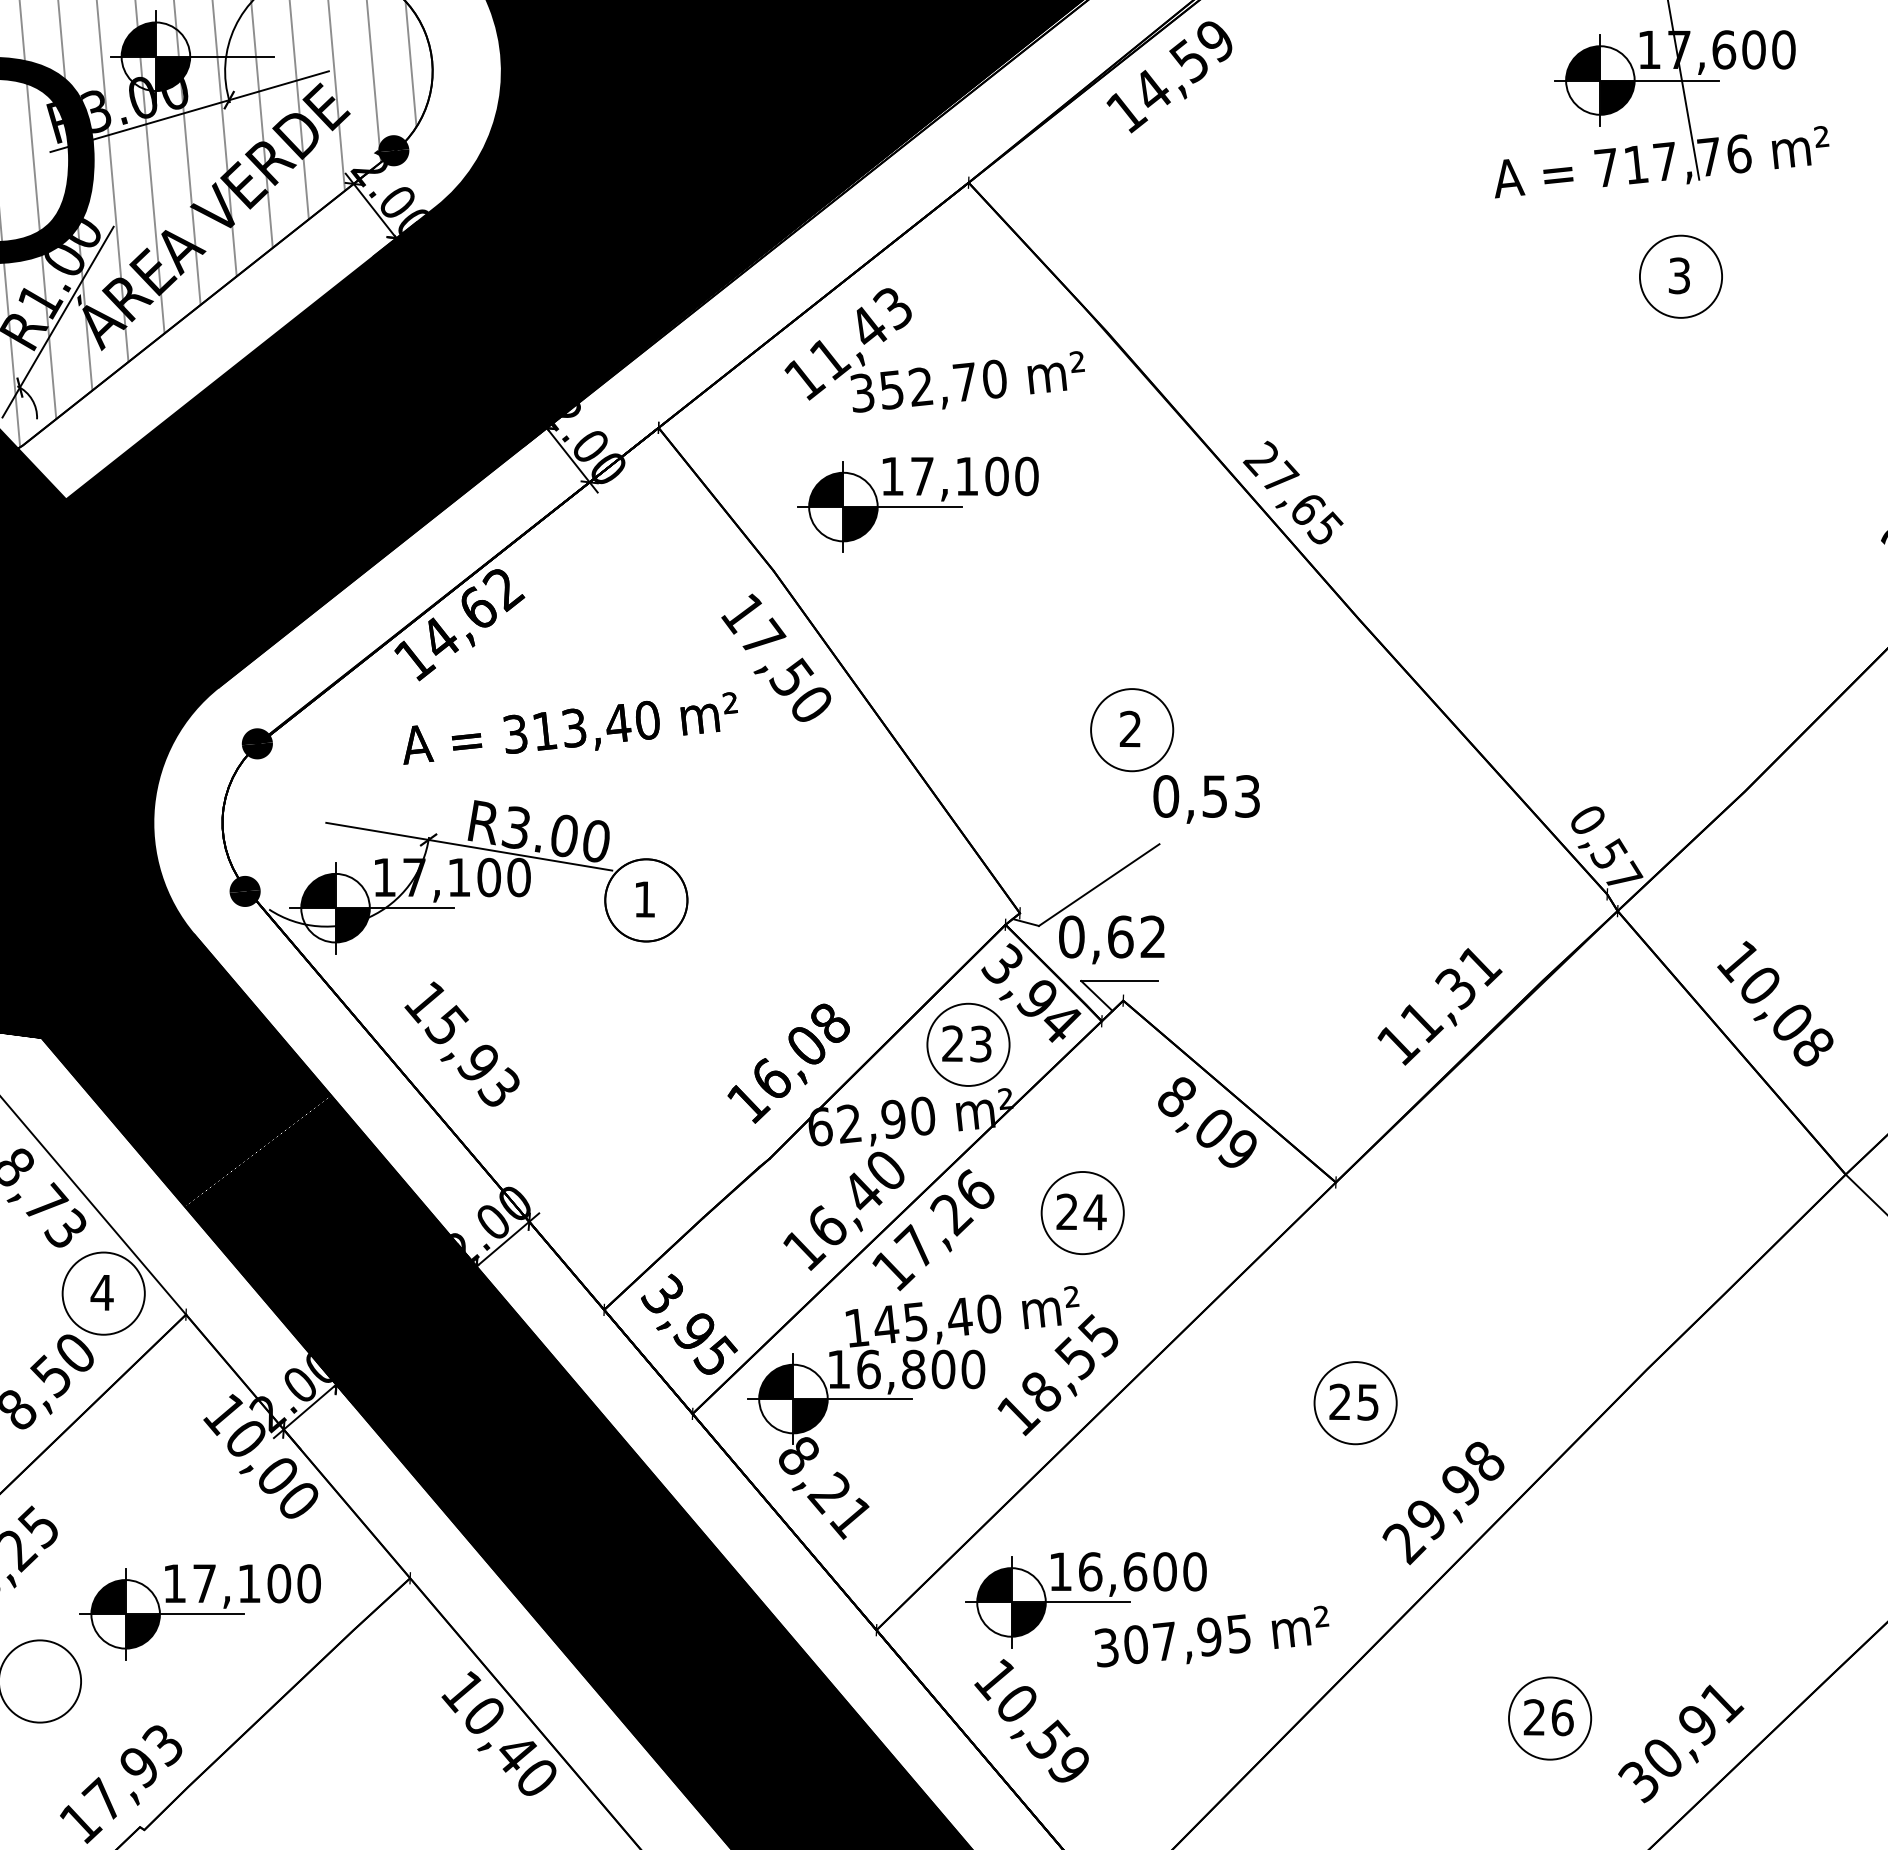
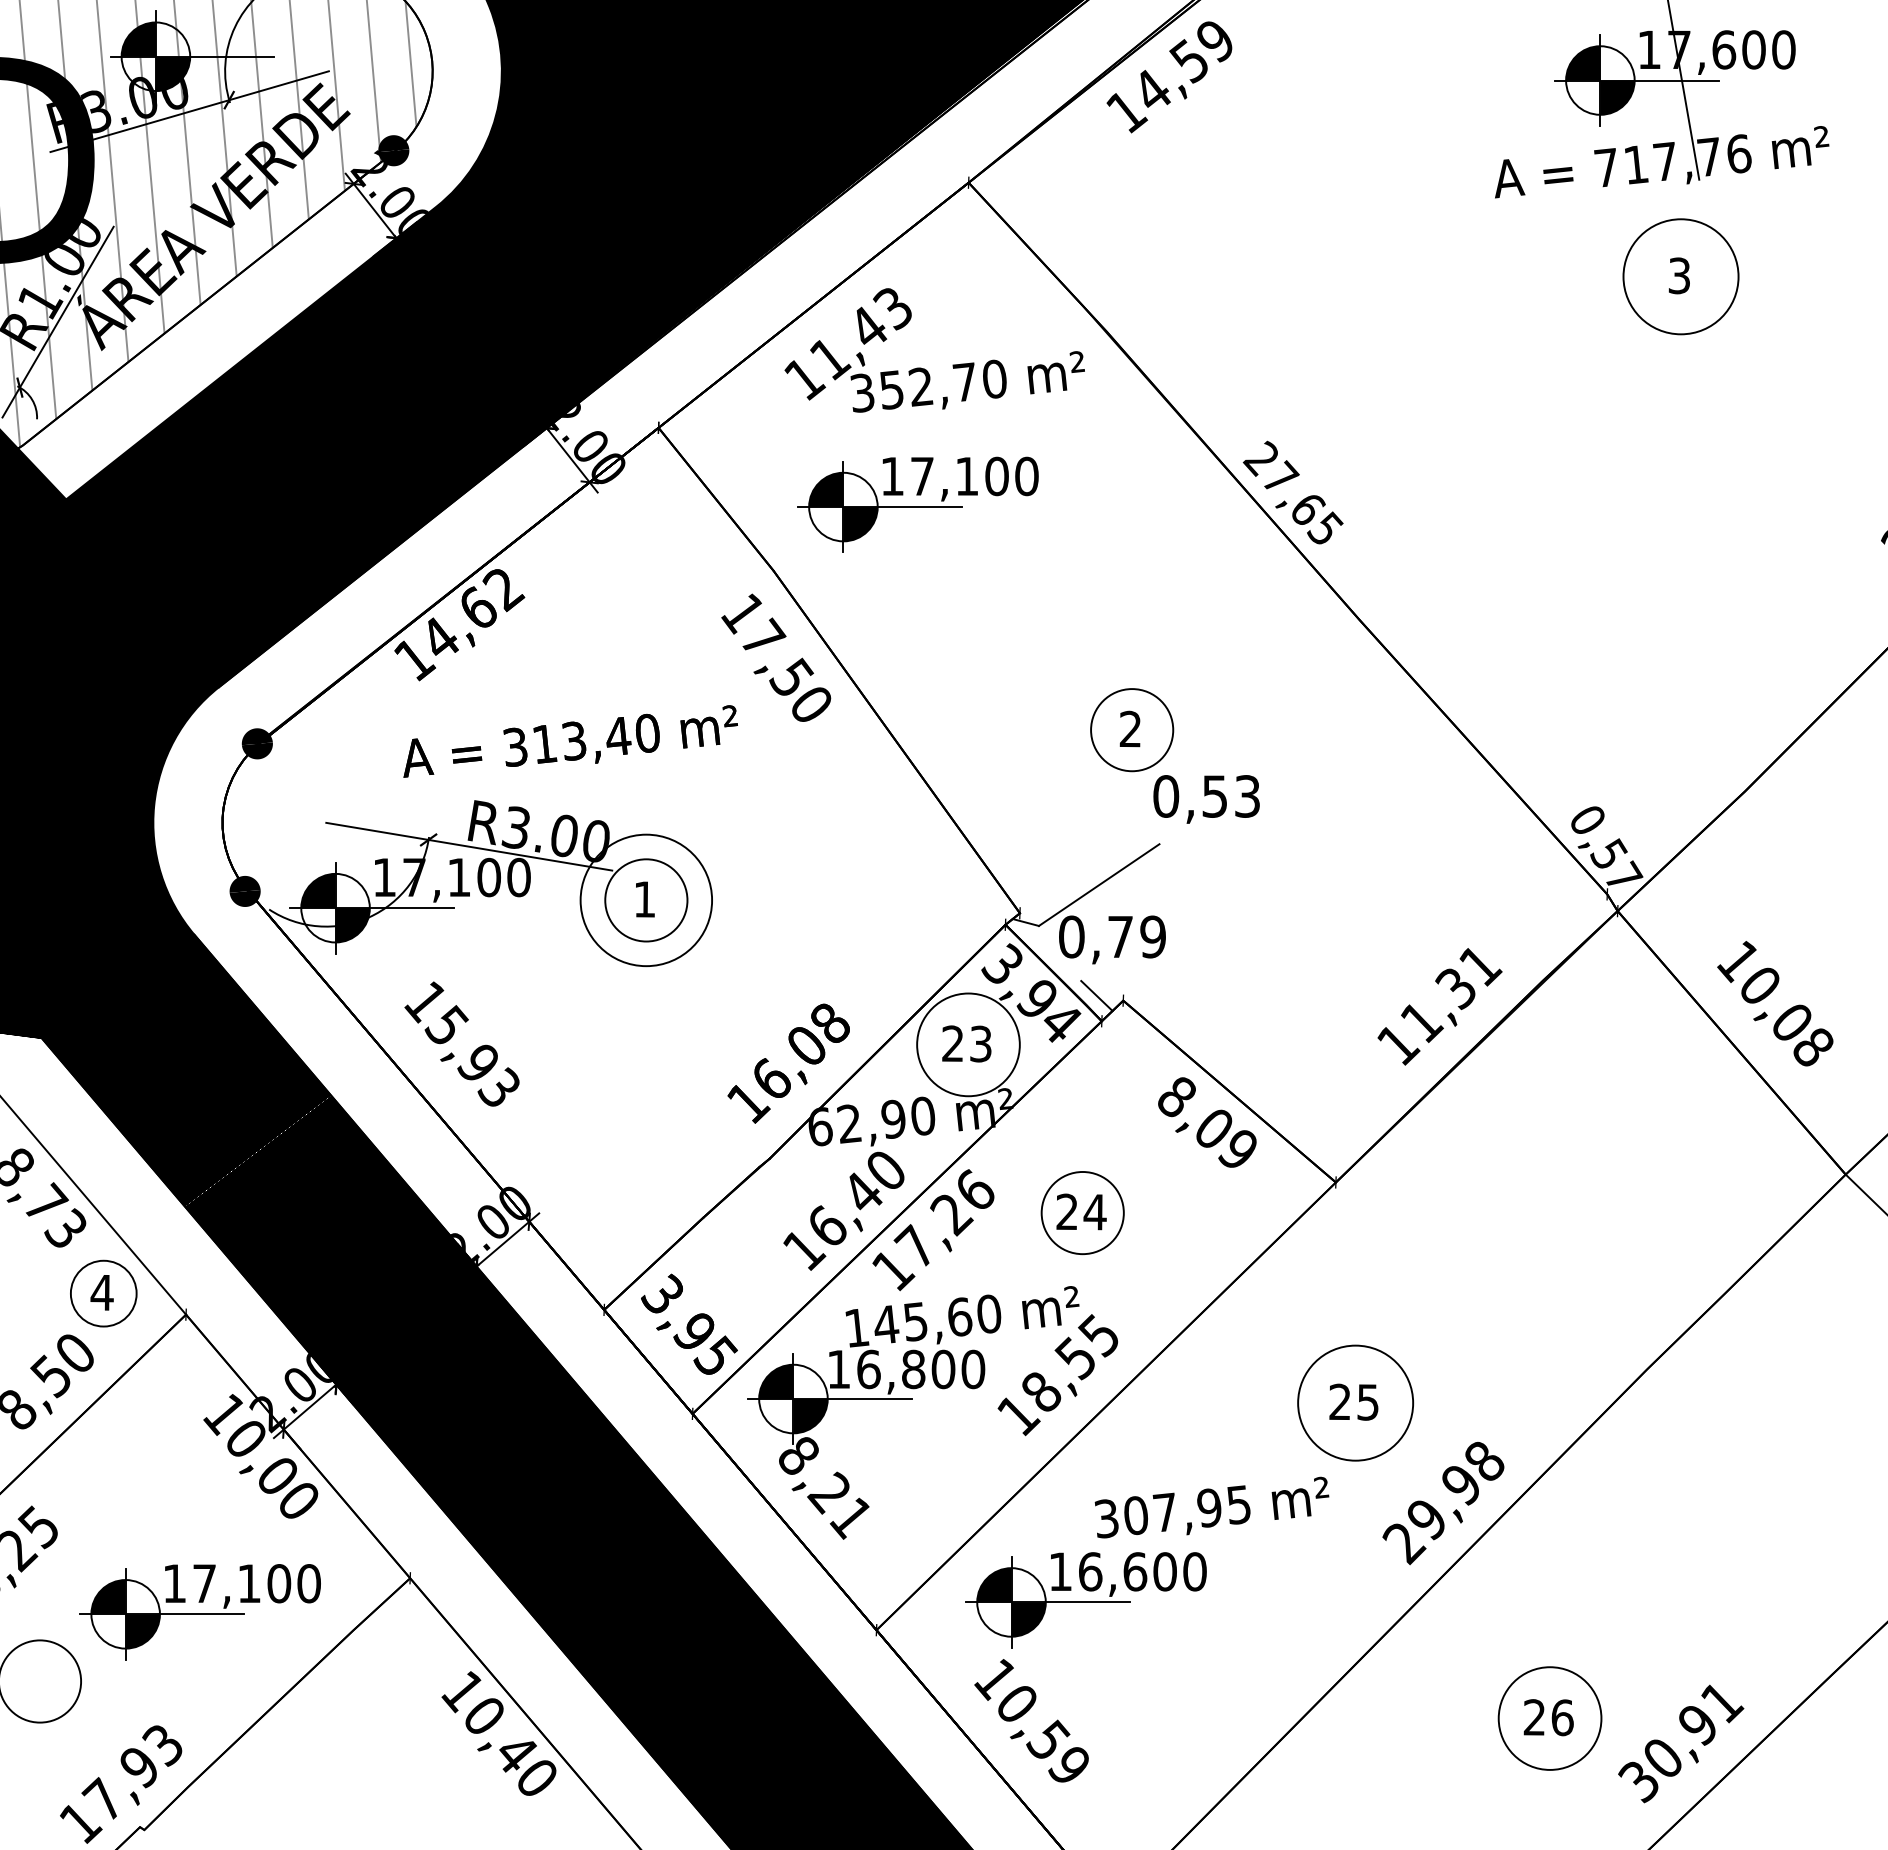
circle diameter: 82 px -> 115 px (1680, 276)
text position: (570, 728) -> (570, 741) (570, 741)
circle diameter: 82 px -> 131 px (646, 900)
text: 0,62 -> 0,79 (1136, 936)
line: present -> none (1119, 981)
circle diameter: 82 px -> 103 px (968, 1044)
circle diameter: 82 px -> 66 px (103, 1293)
text: 145,40 -> 145,60 (960, 1316)
circle diameter: 82 px -> 115 px (1355, 1402)
text position: (1211, 1636) -> (1211, 1507) (1211, 1507)
circle diameter: 82 px -> 103 px (1549, 1718)
